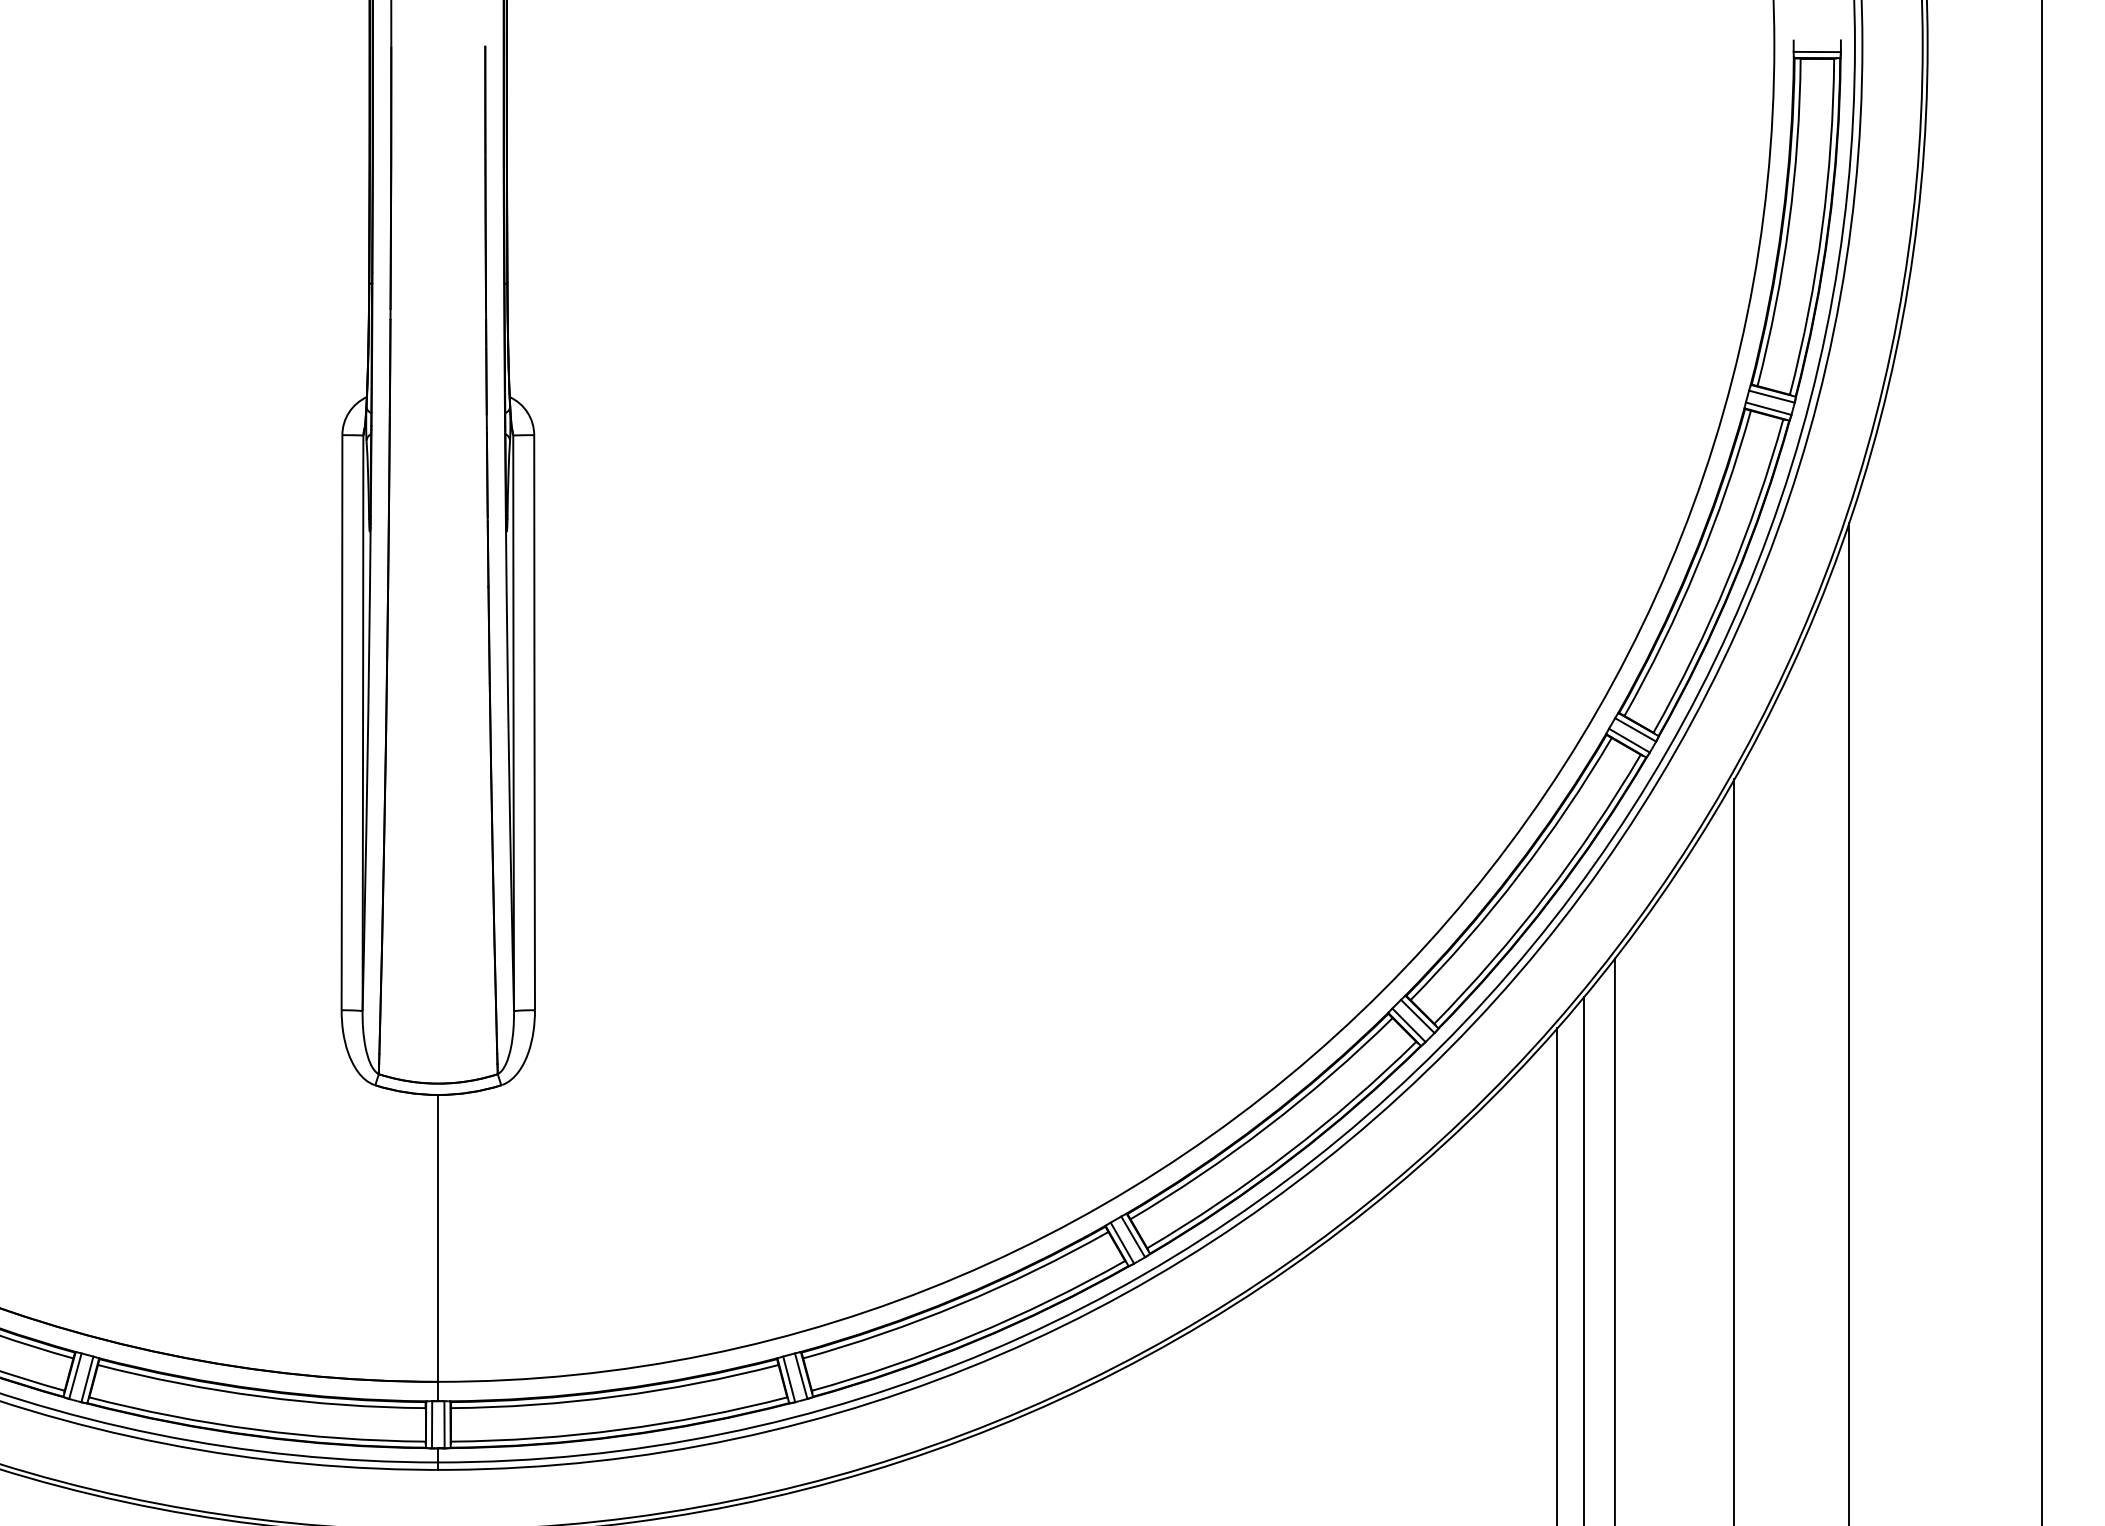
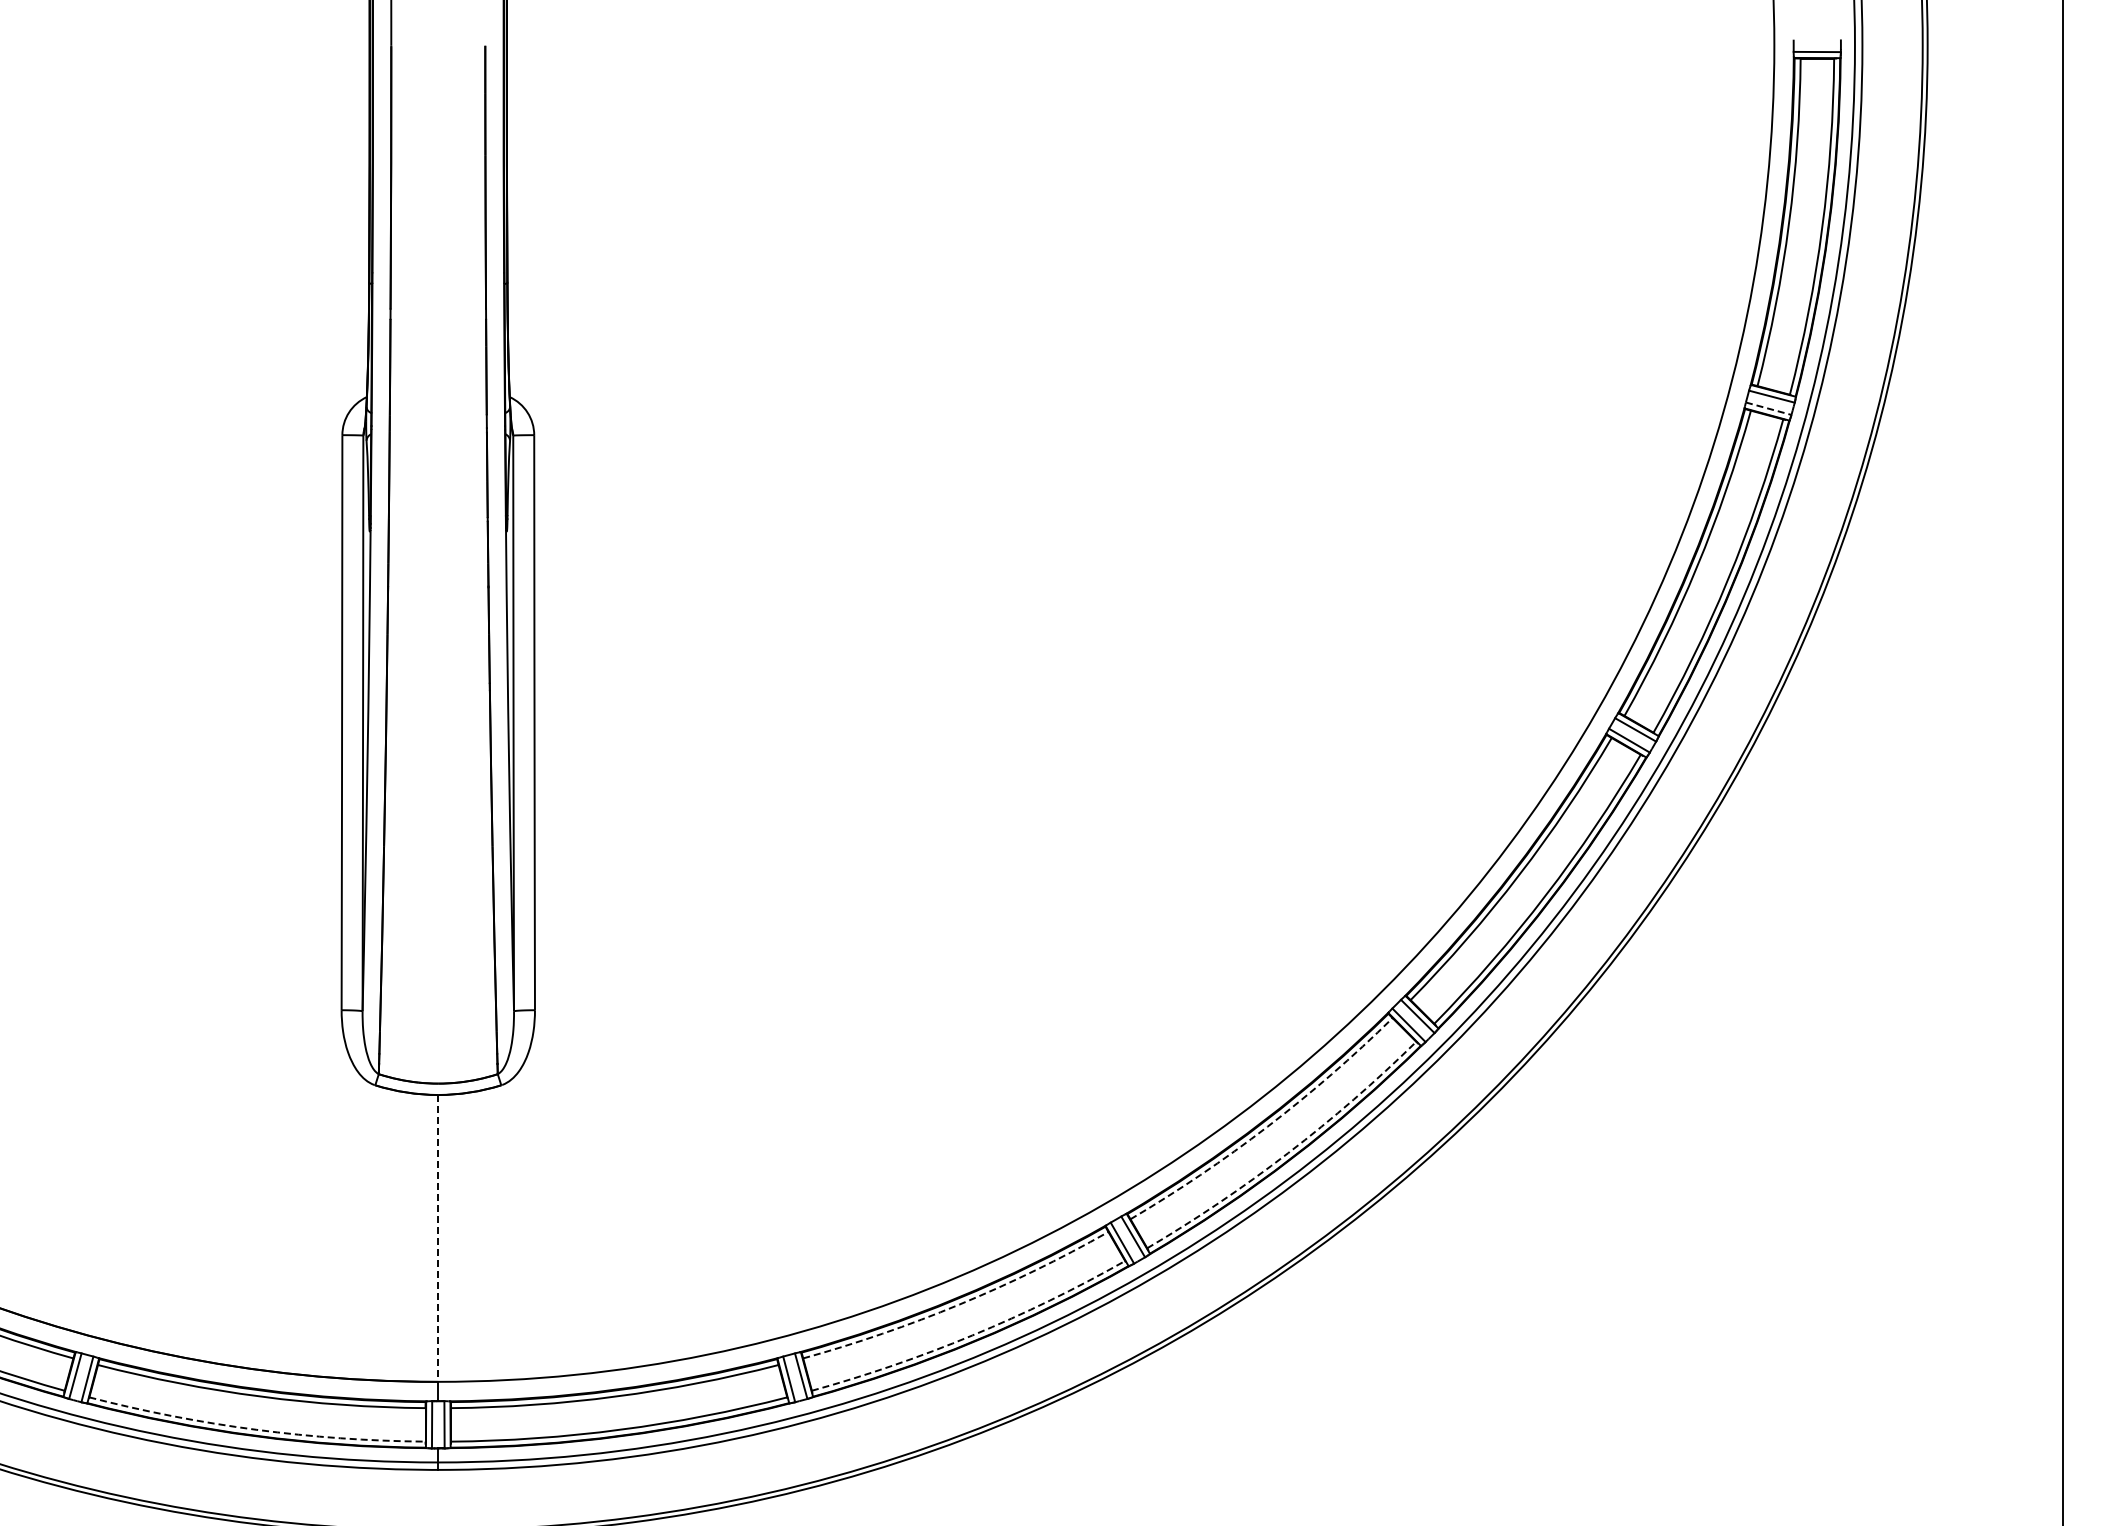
line: solid -> dashed (1768, 408)
line position: (2041, 762) -> (2062, 762) (2062, 762)
line: present -> none (1848, 1022)
arc: solid -> dashed (1267, 1126)
line: present -> none (1734, 1150)
arc: solid -> dashed (1288, 1153)
line: solid -> dashed (438, 1238)
line: present -> none (1614, 1240)
line: present -> none (1584, 1259)
line: present -> none (1557, 1275)
arc: solid -> dashed (959, 1304)
arc: solid -> dashed (972, 1335)
arc: solid -> dashed (256, 1429)
